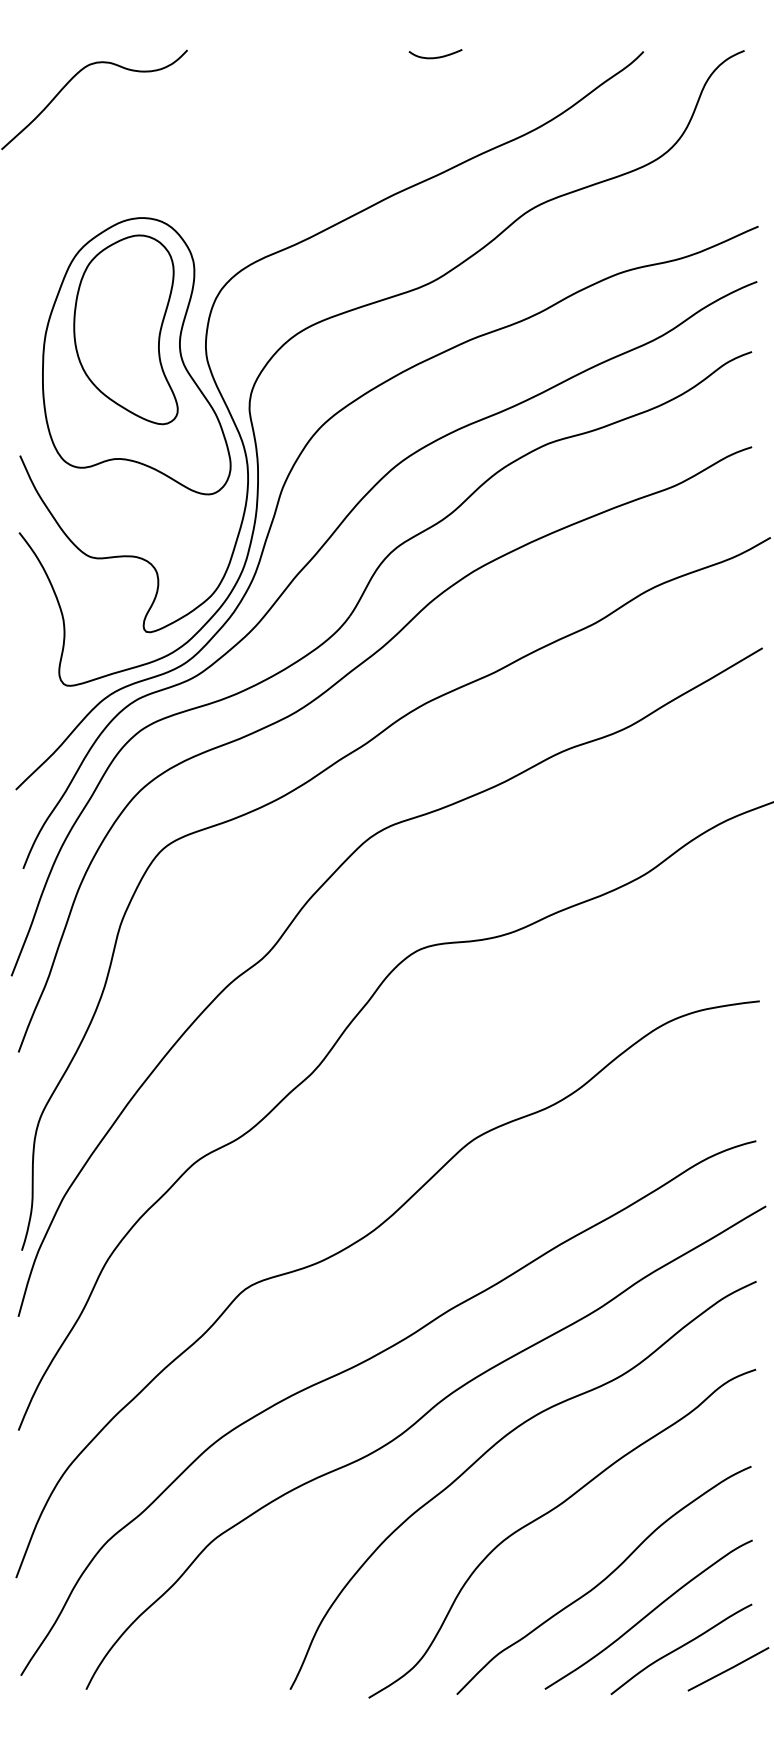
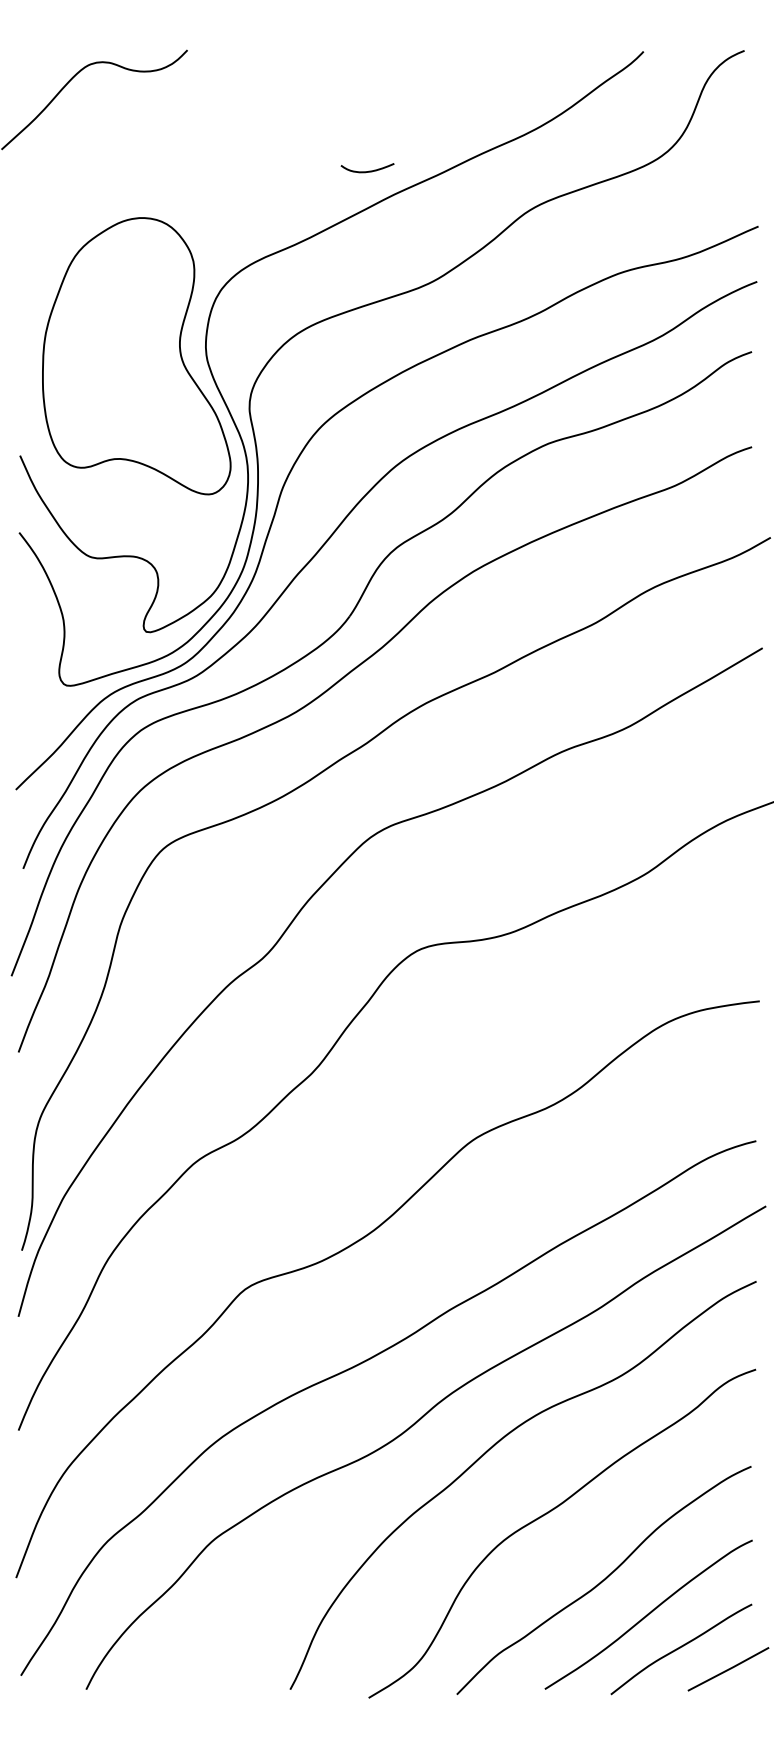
curve position: (436, 56) -> (368, 170) (368, 170)
part: present -> none (125, 329)
